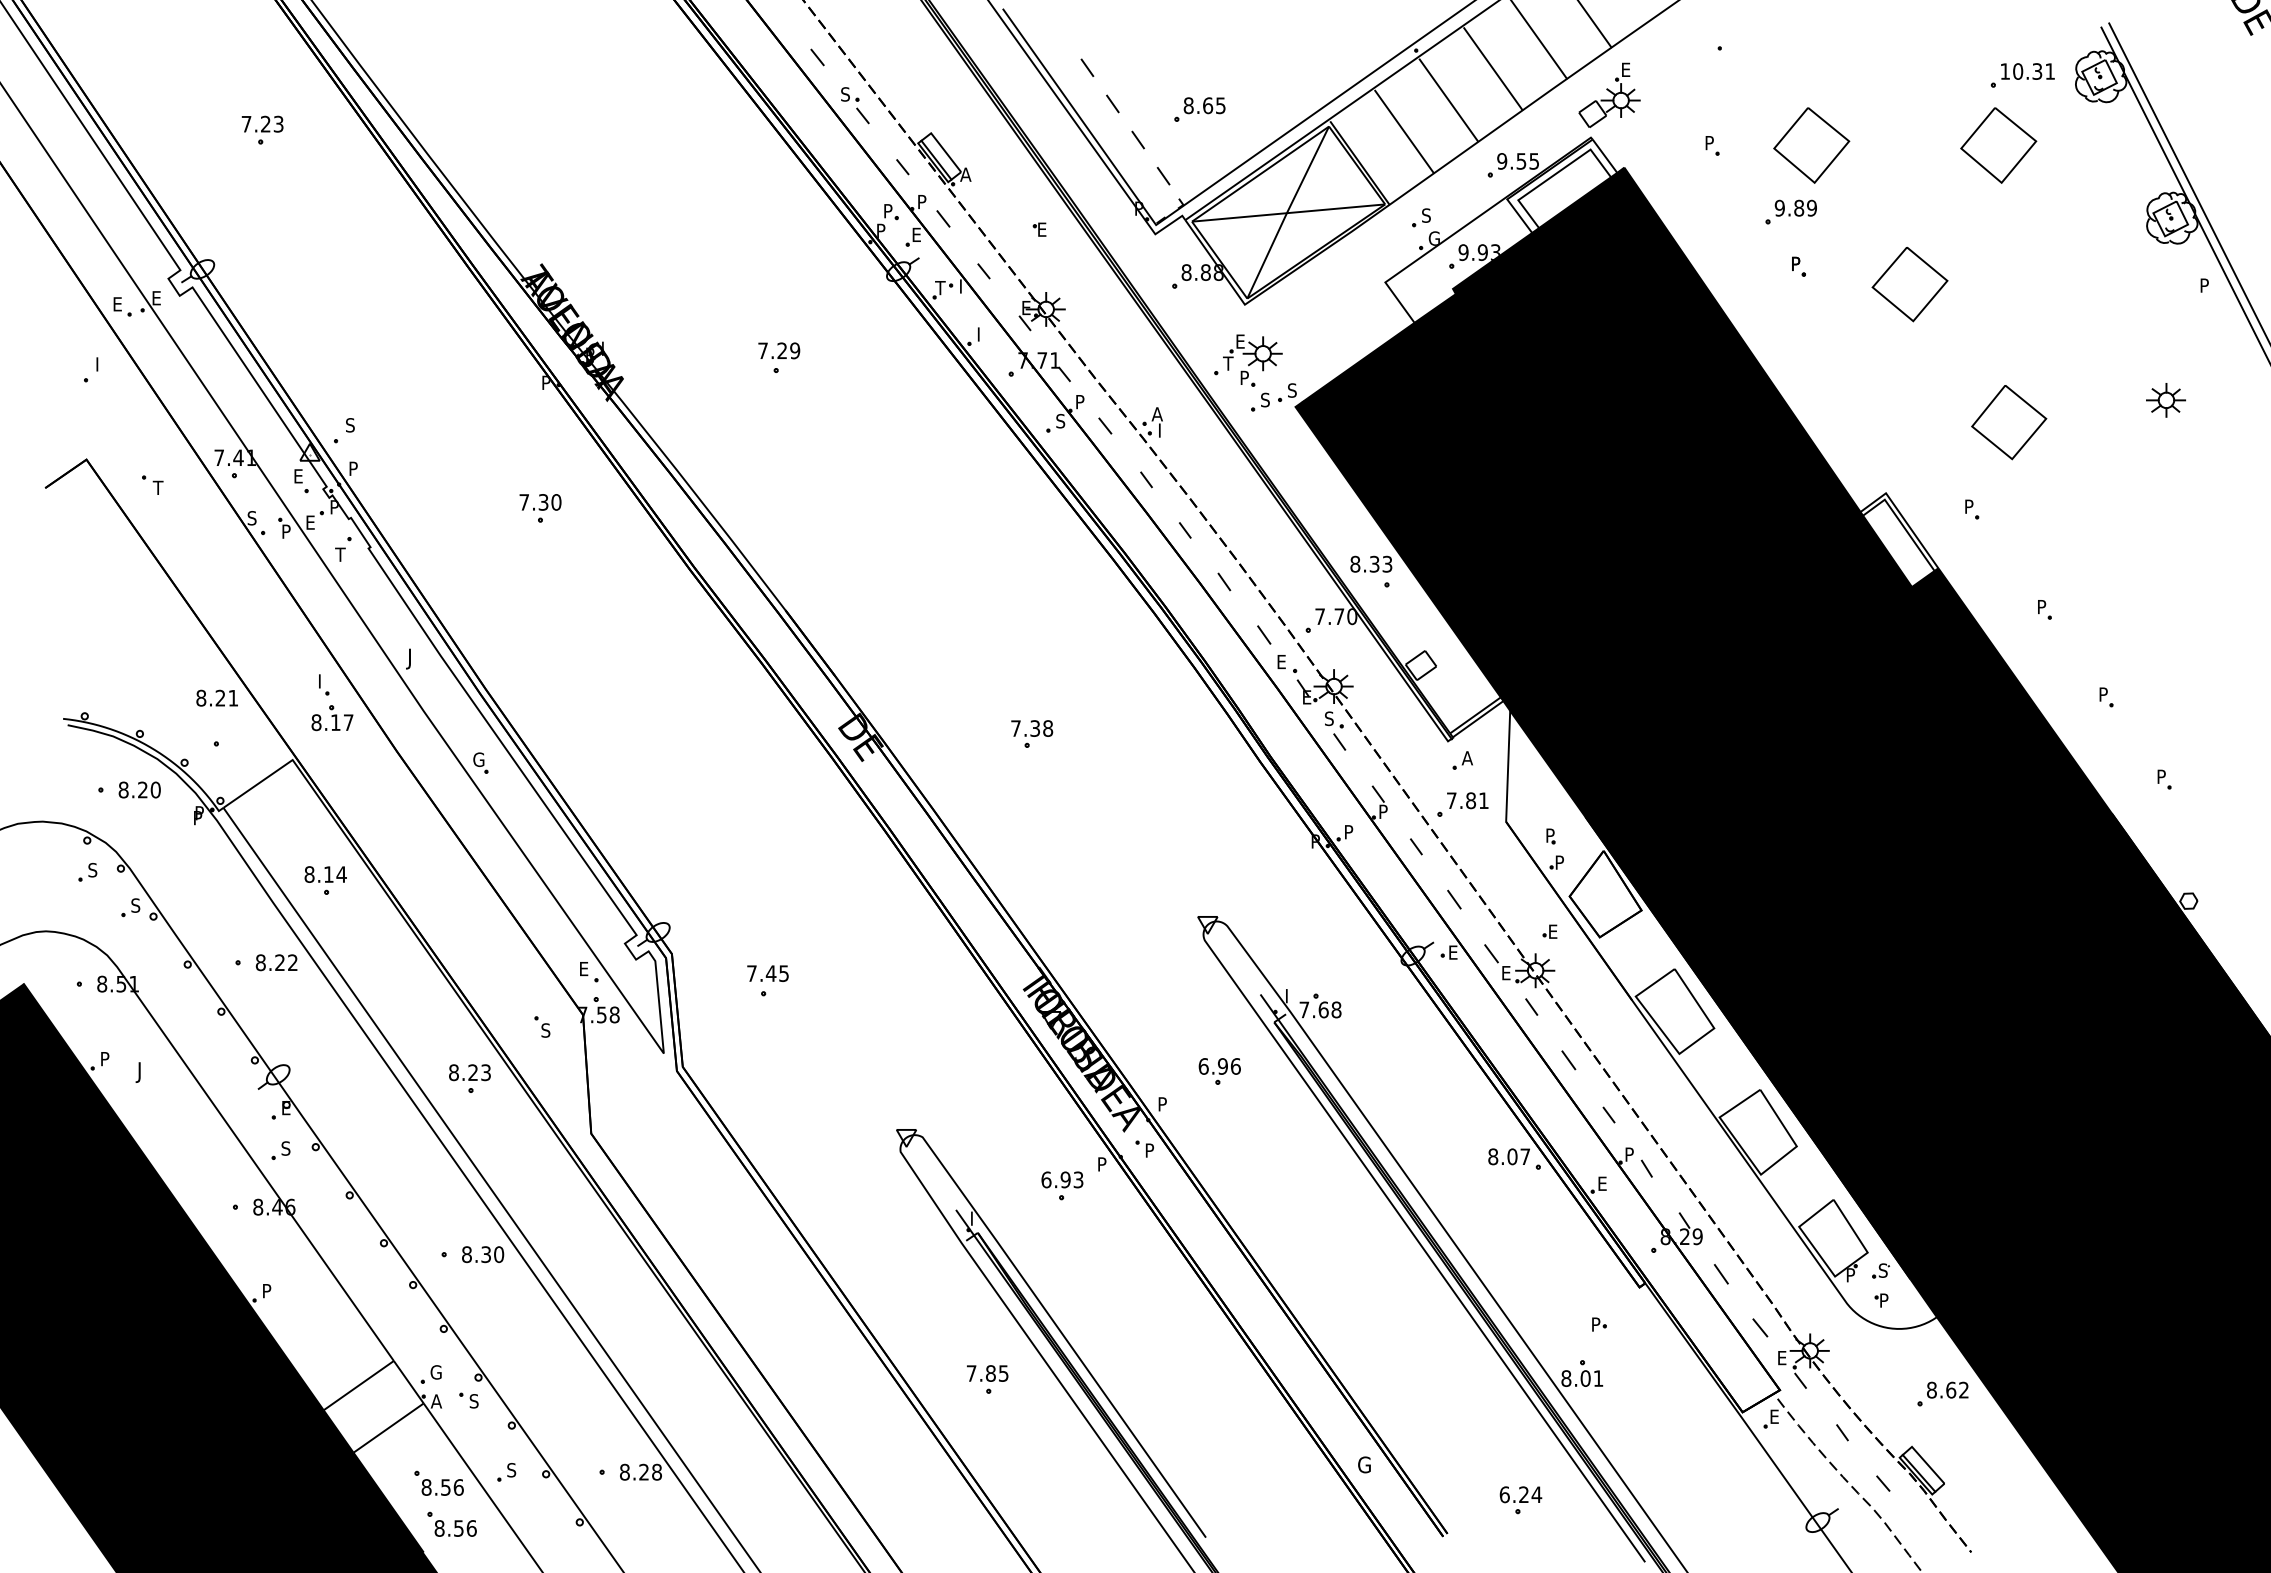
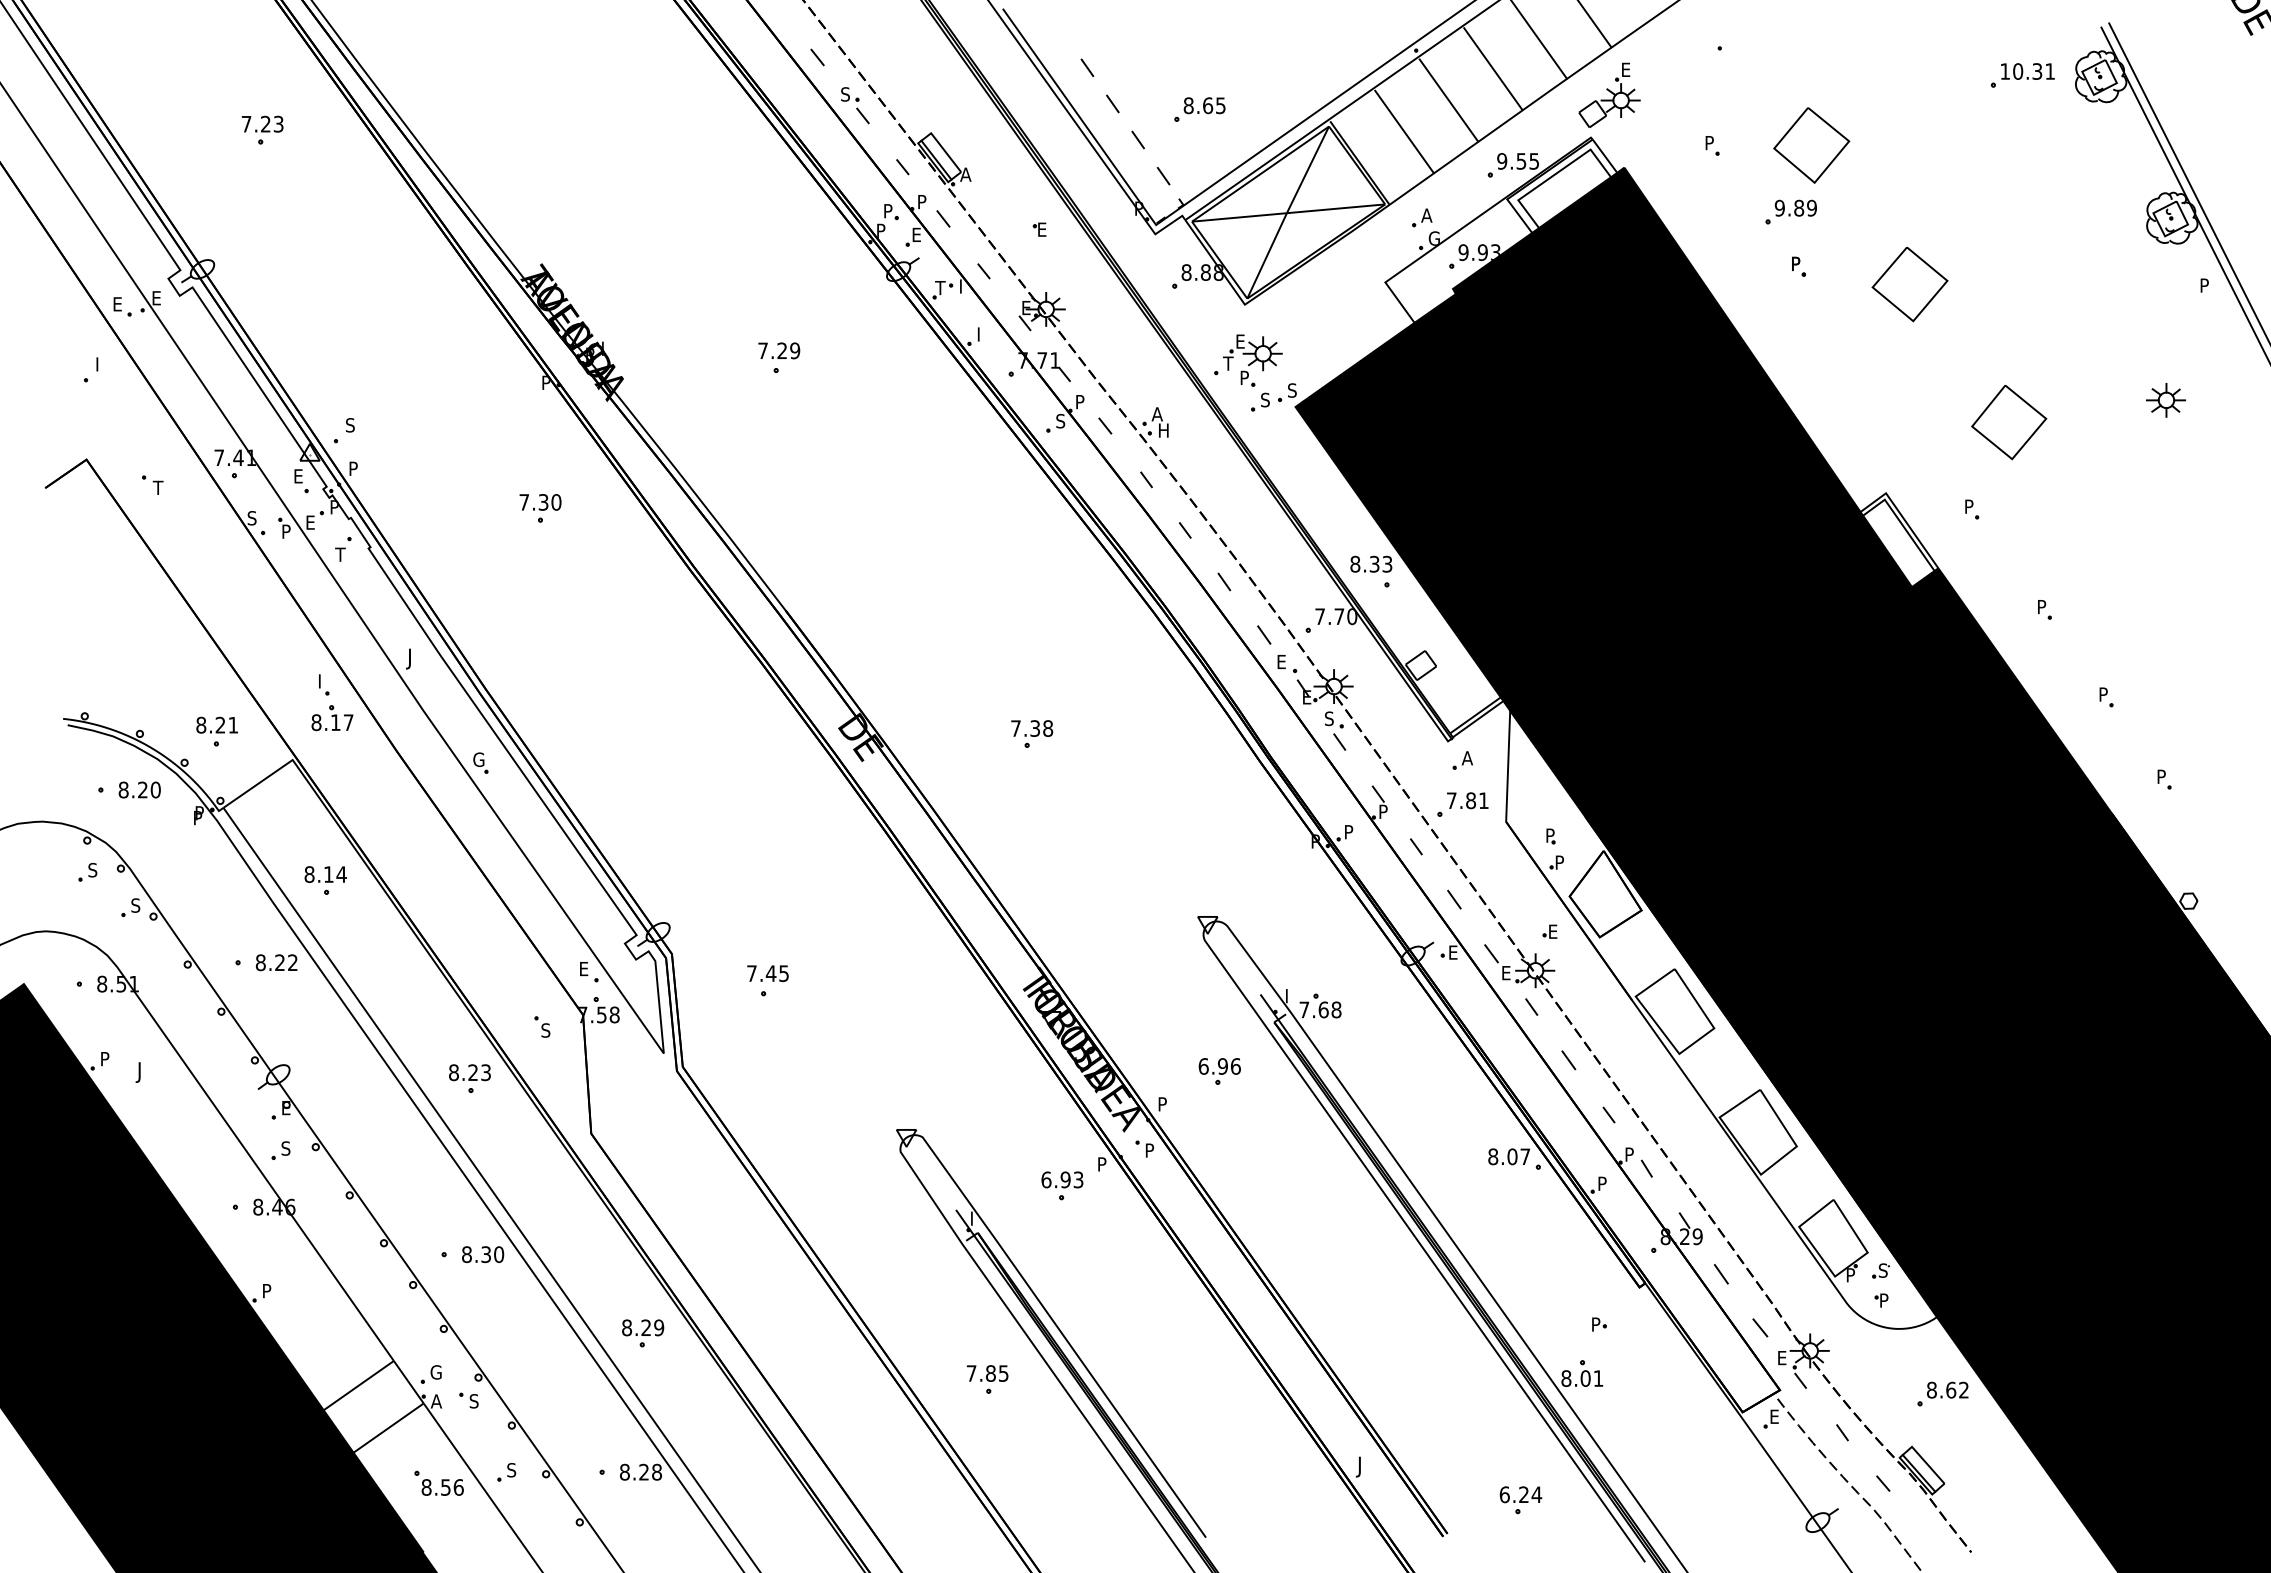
part: present -> none (1998, 145)
text: S -> A (1426, 215)
text: I -> H (1164, 430)
text position: (216, 697) -> (216, 724) (216, 724)
text: E -> P (1603, 1183)
part: none -> present (643, 1333)
text: G -> J (1362, 1466)
part: present -> none (451, 1523)
